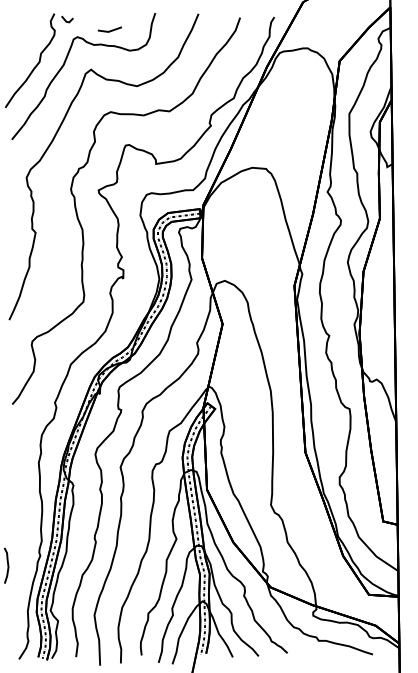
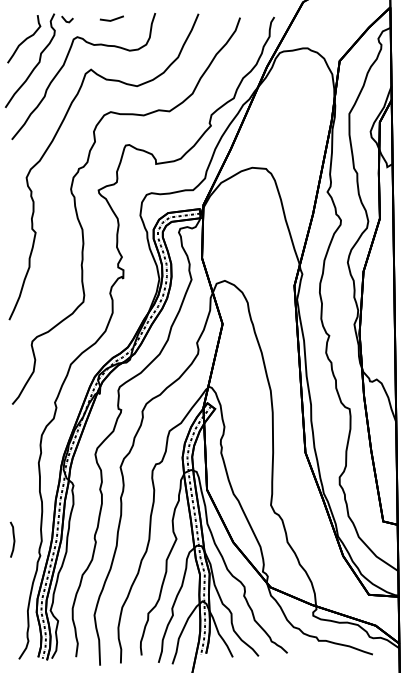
line position: (109, 30) -> (111, 19) (111, 19)
curve: none -> present (24, 39)
curve position: (7, 565) -> (13, 539) (13, 539)
